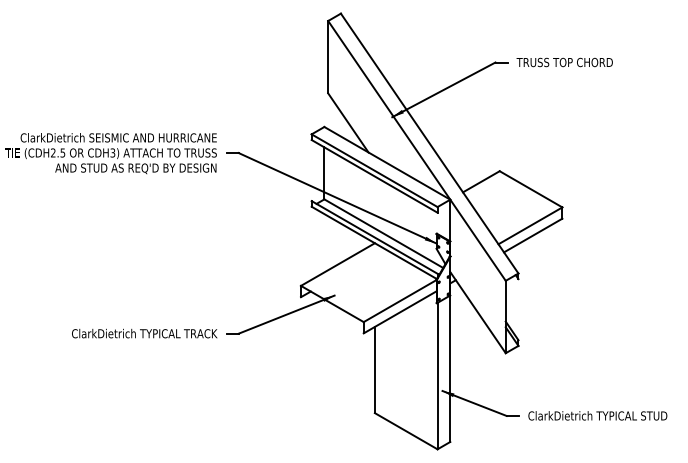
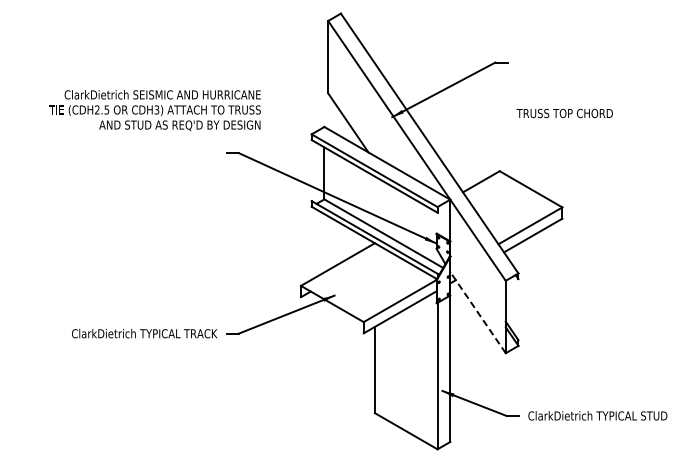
text position: (564, 62) -> (564, 113) (564, 113)
text position: (110, 153) -> (154, 110) (154, 110)
line: solid -> dashed (477, 312)
